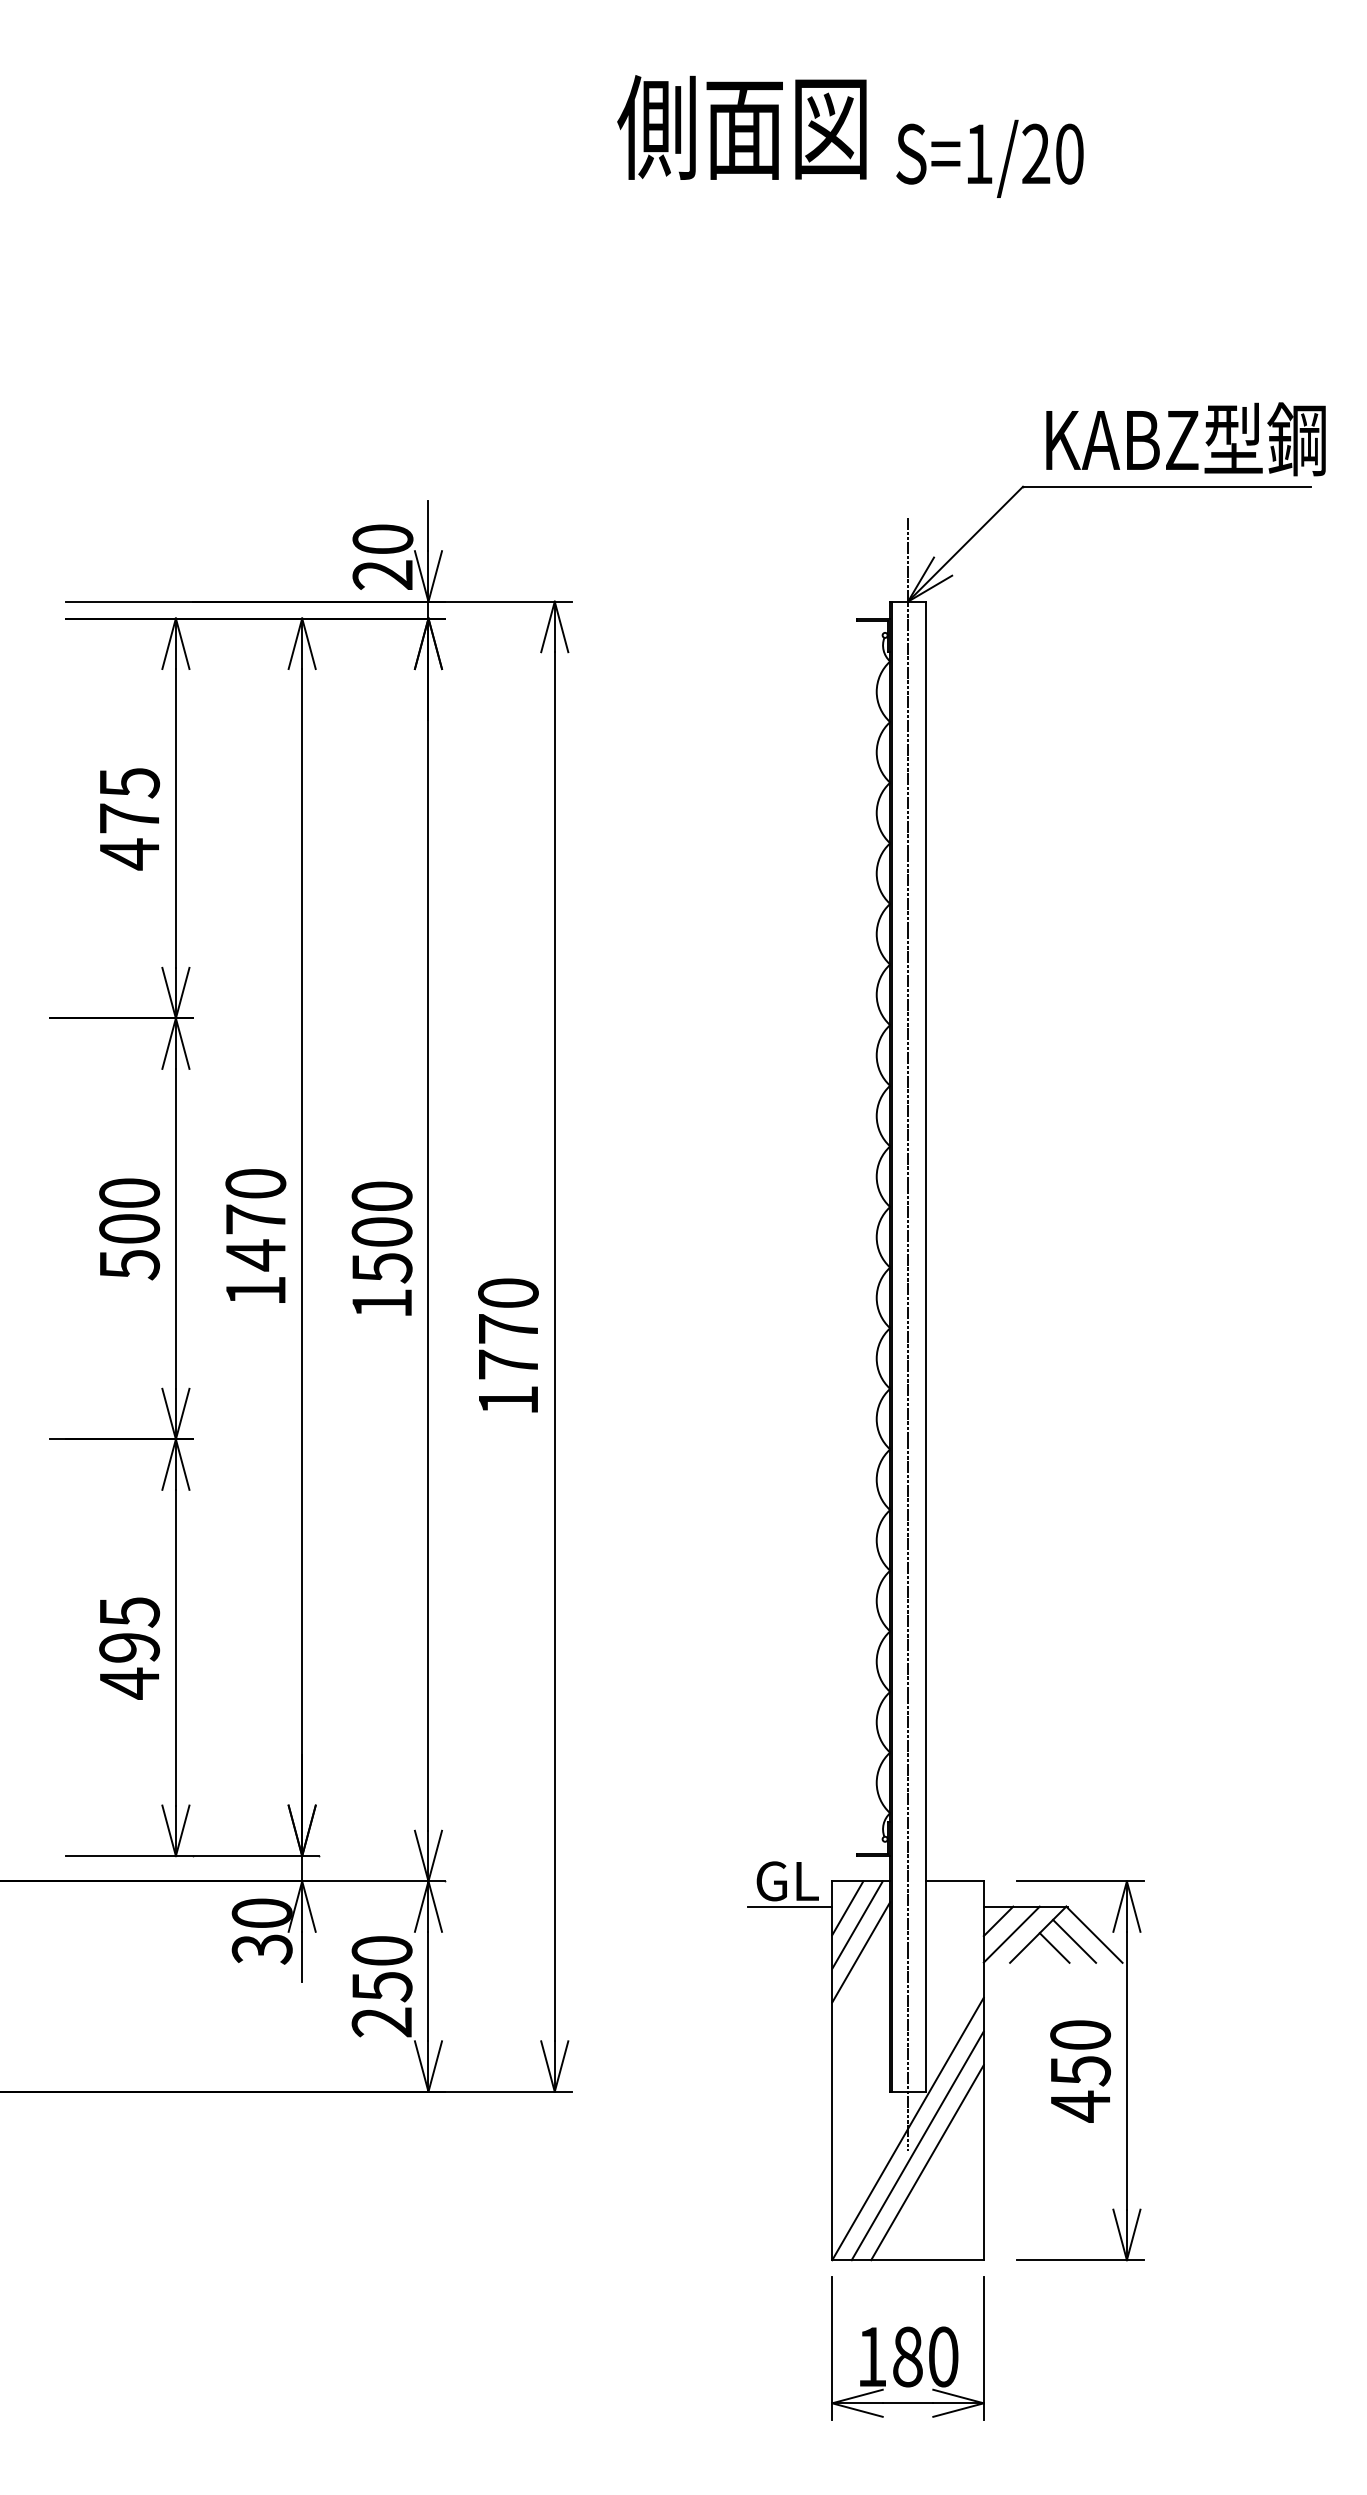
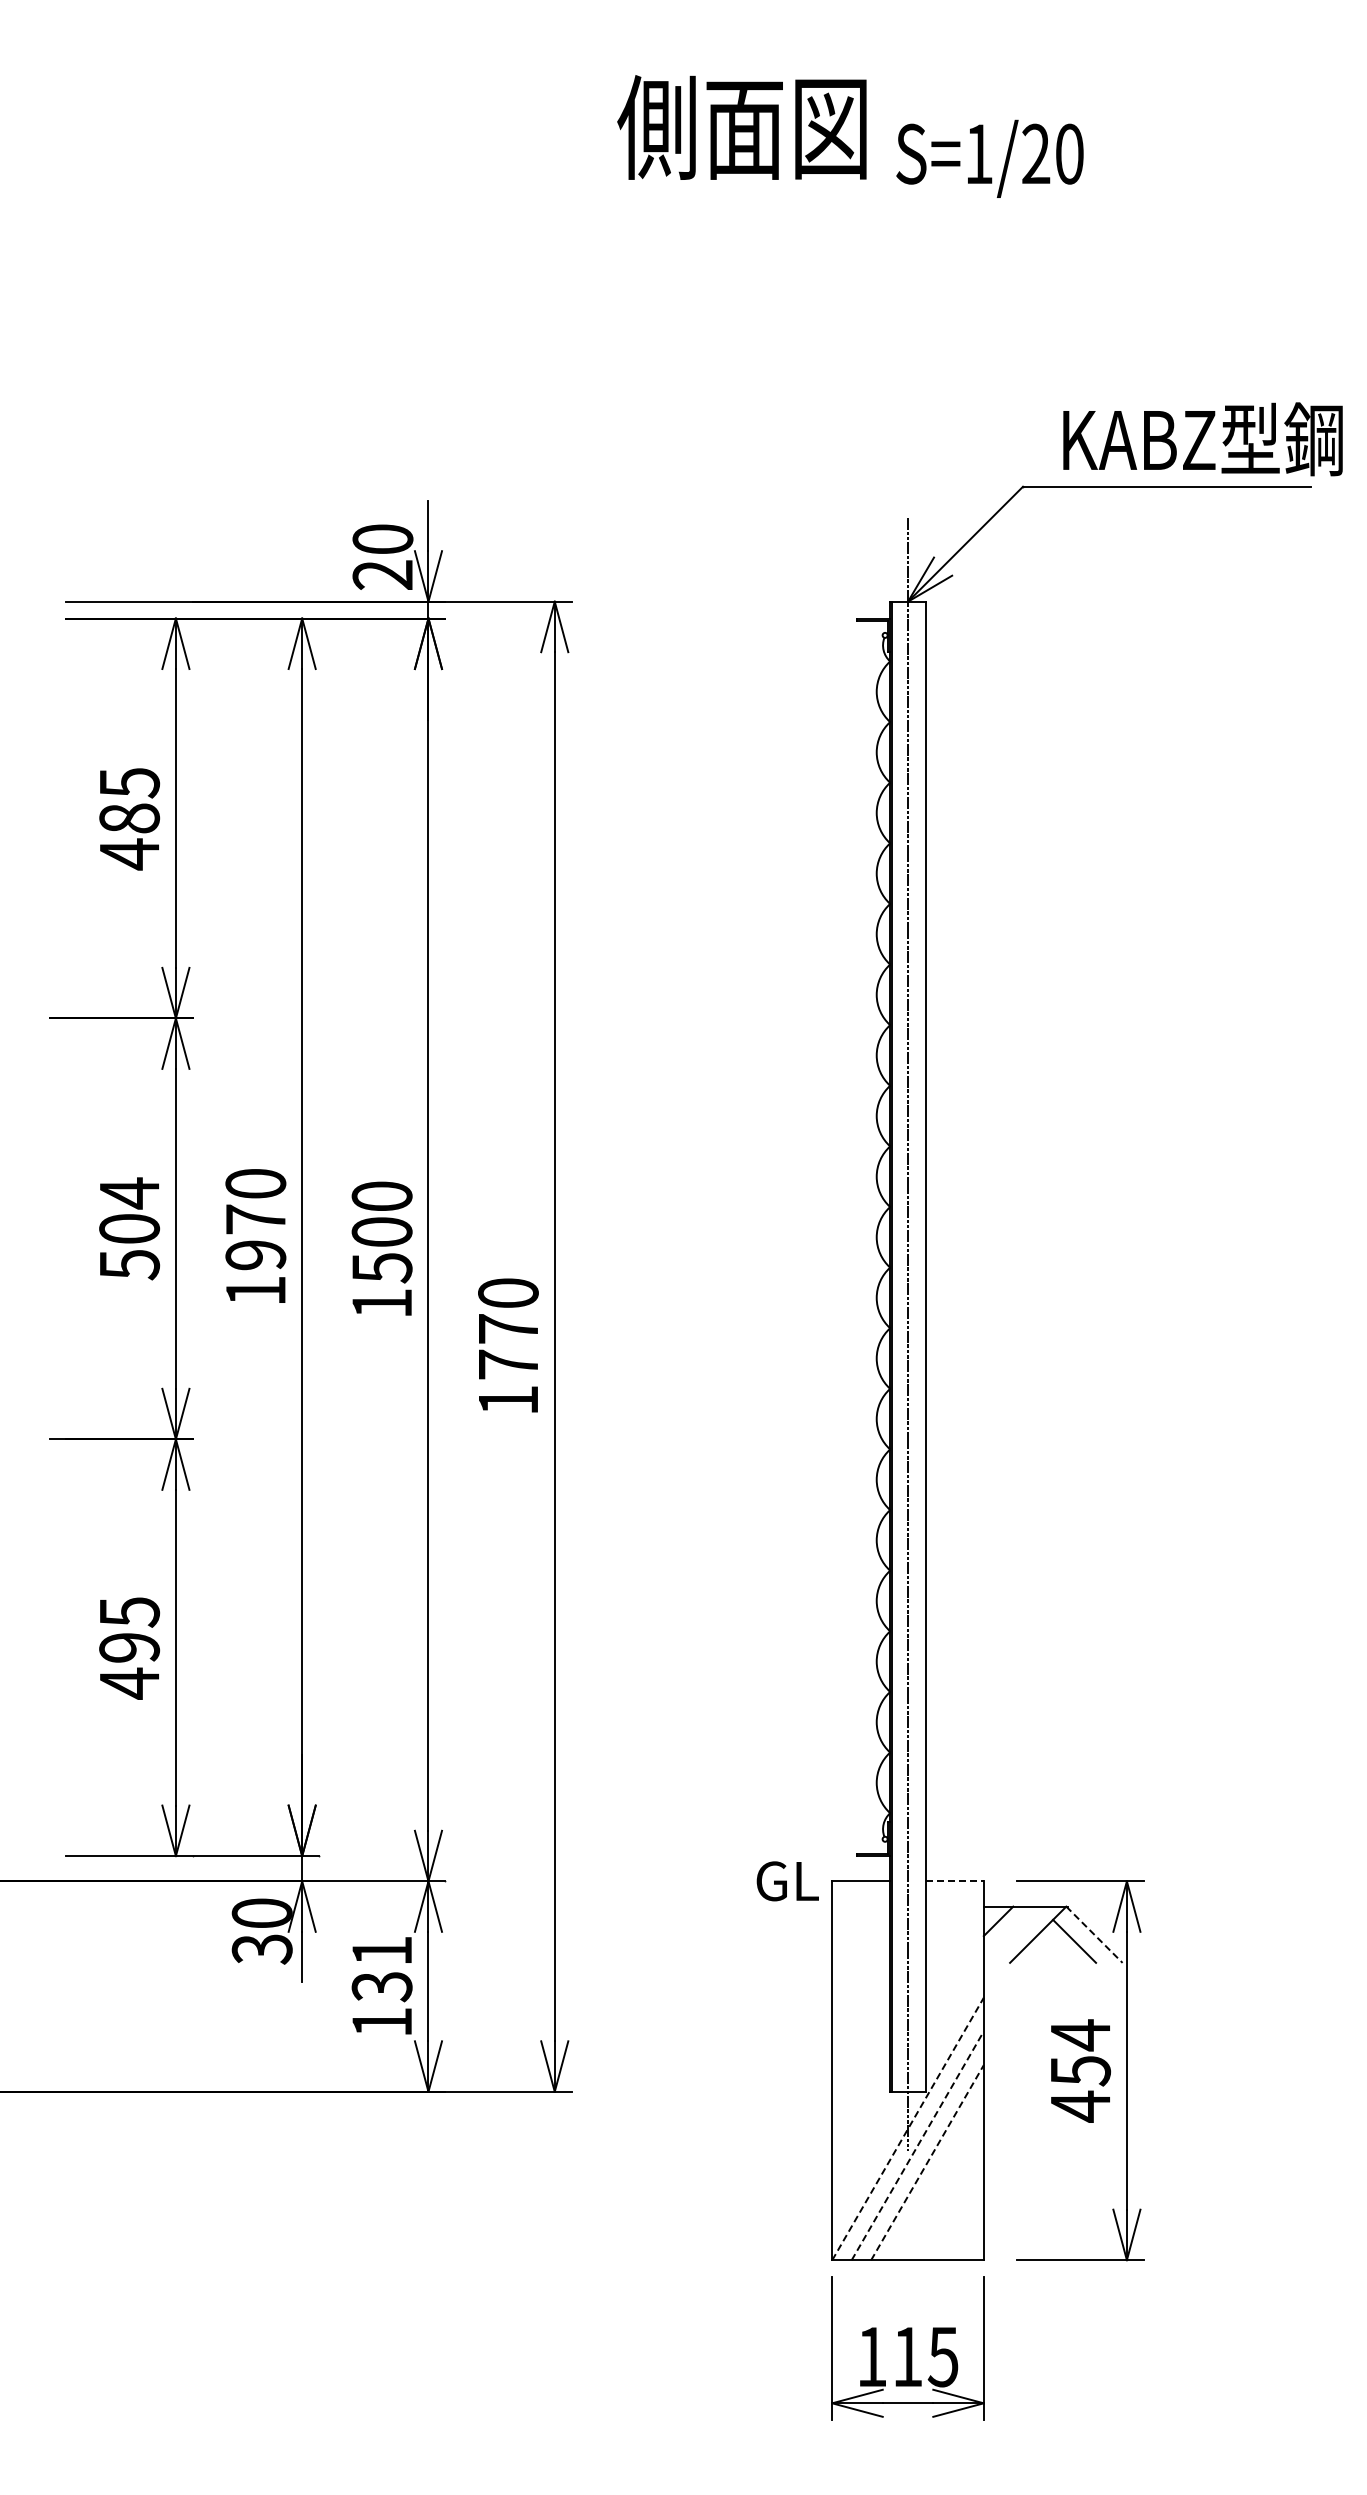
text position: (1185, 439) -> (1202, 439) (1202, 439)
text: 475 -> 485 (129, 818)
text: 500 -> 504 (129, 1193)
text: 1470 -> 1970 (255, 1255)
line: solid -> dashed (954, 1881)
line: present -> none (790, 1906)
line: present -> none (847, 1908)
line: present -> none (857, 1924)
line: present -> none (1011, 1934)
line: solid -> dashed (1094, 1934)
line: present -> none (1054, 1947)
line: present -> none (861, 1952)
text: 250 -> 131 (381, 1986)
text: 450 -> 454 (1080, 2035)
line: solid -> dashed (908, 2128)
line: solid -> dashed (918, 2145)
line: solid -> dashed (927, 2162)
text: 180 -> 115 (925, 2356)
